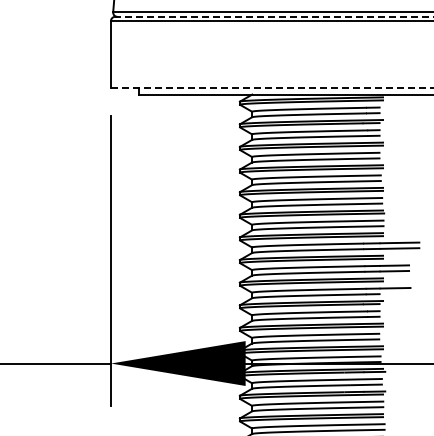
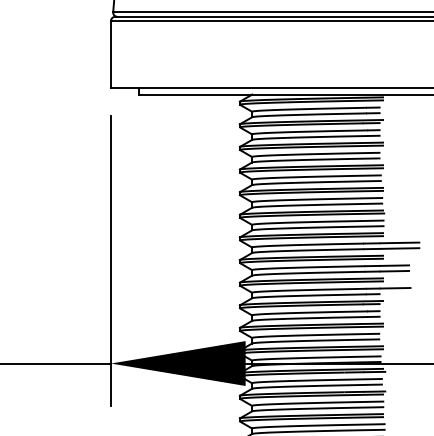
line: dashed -> solid (274, 16)
line: dashed -> solid (272, 87)
